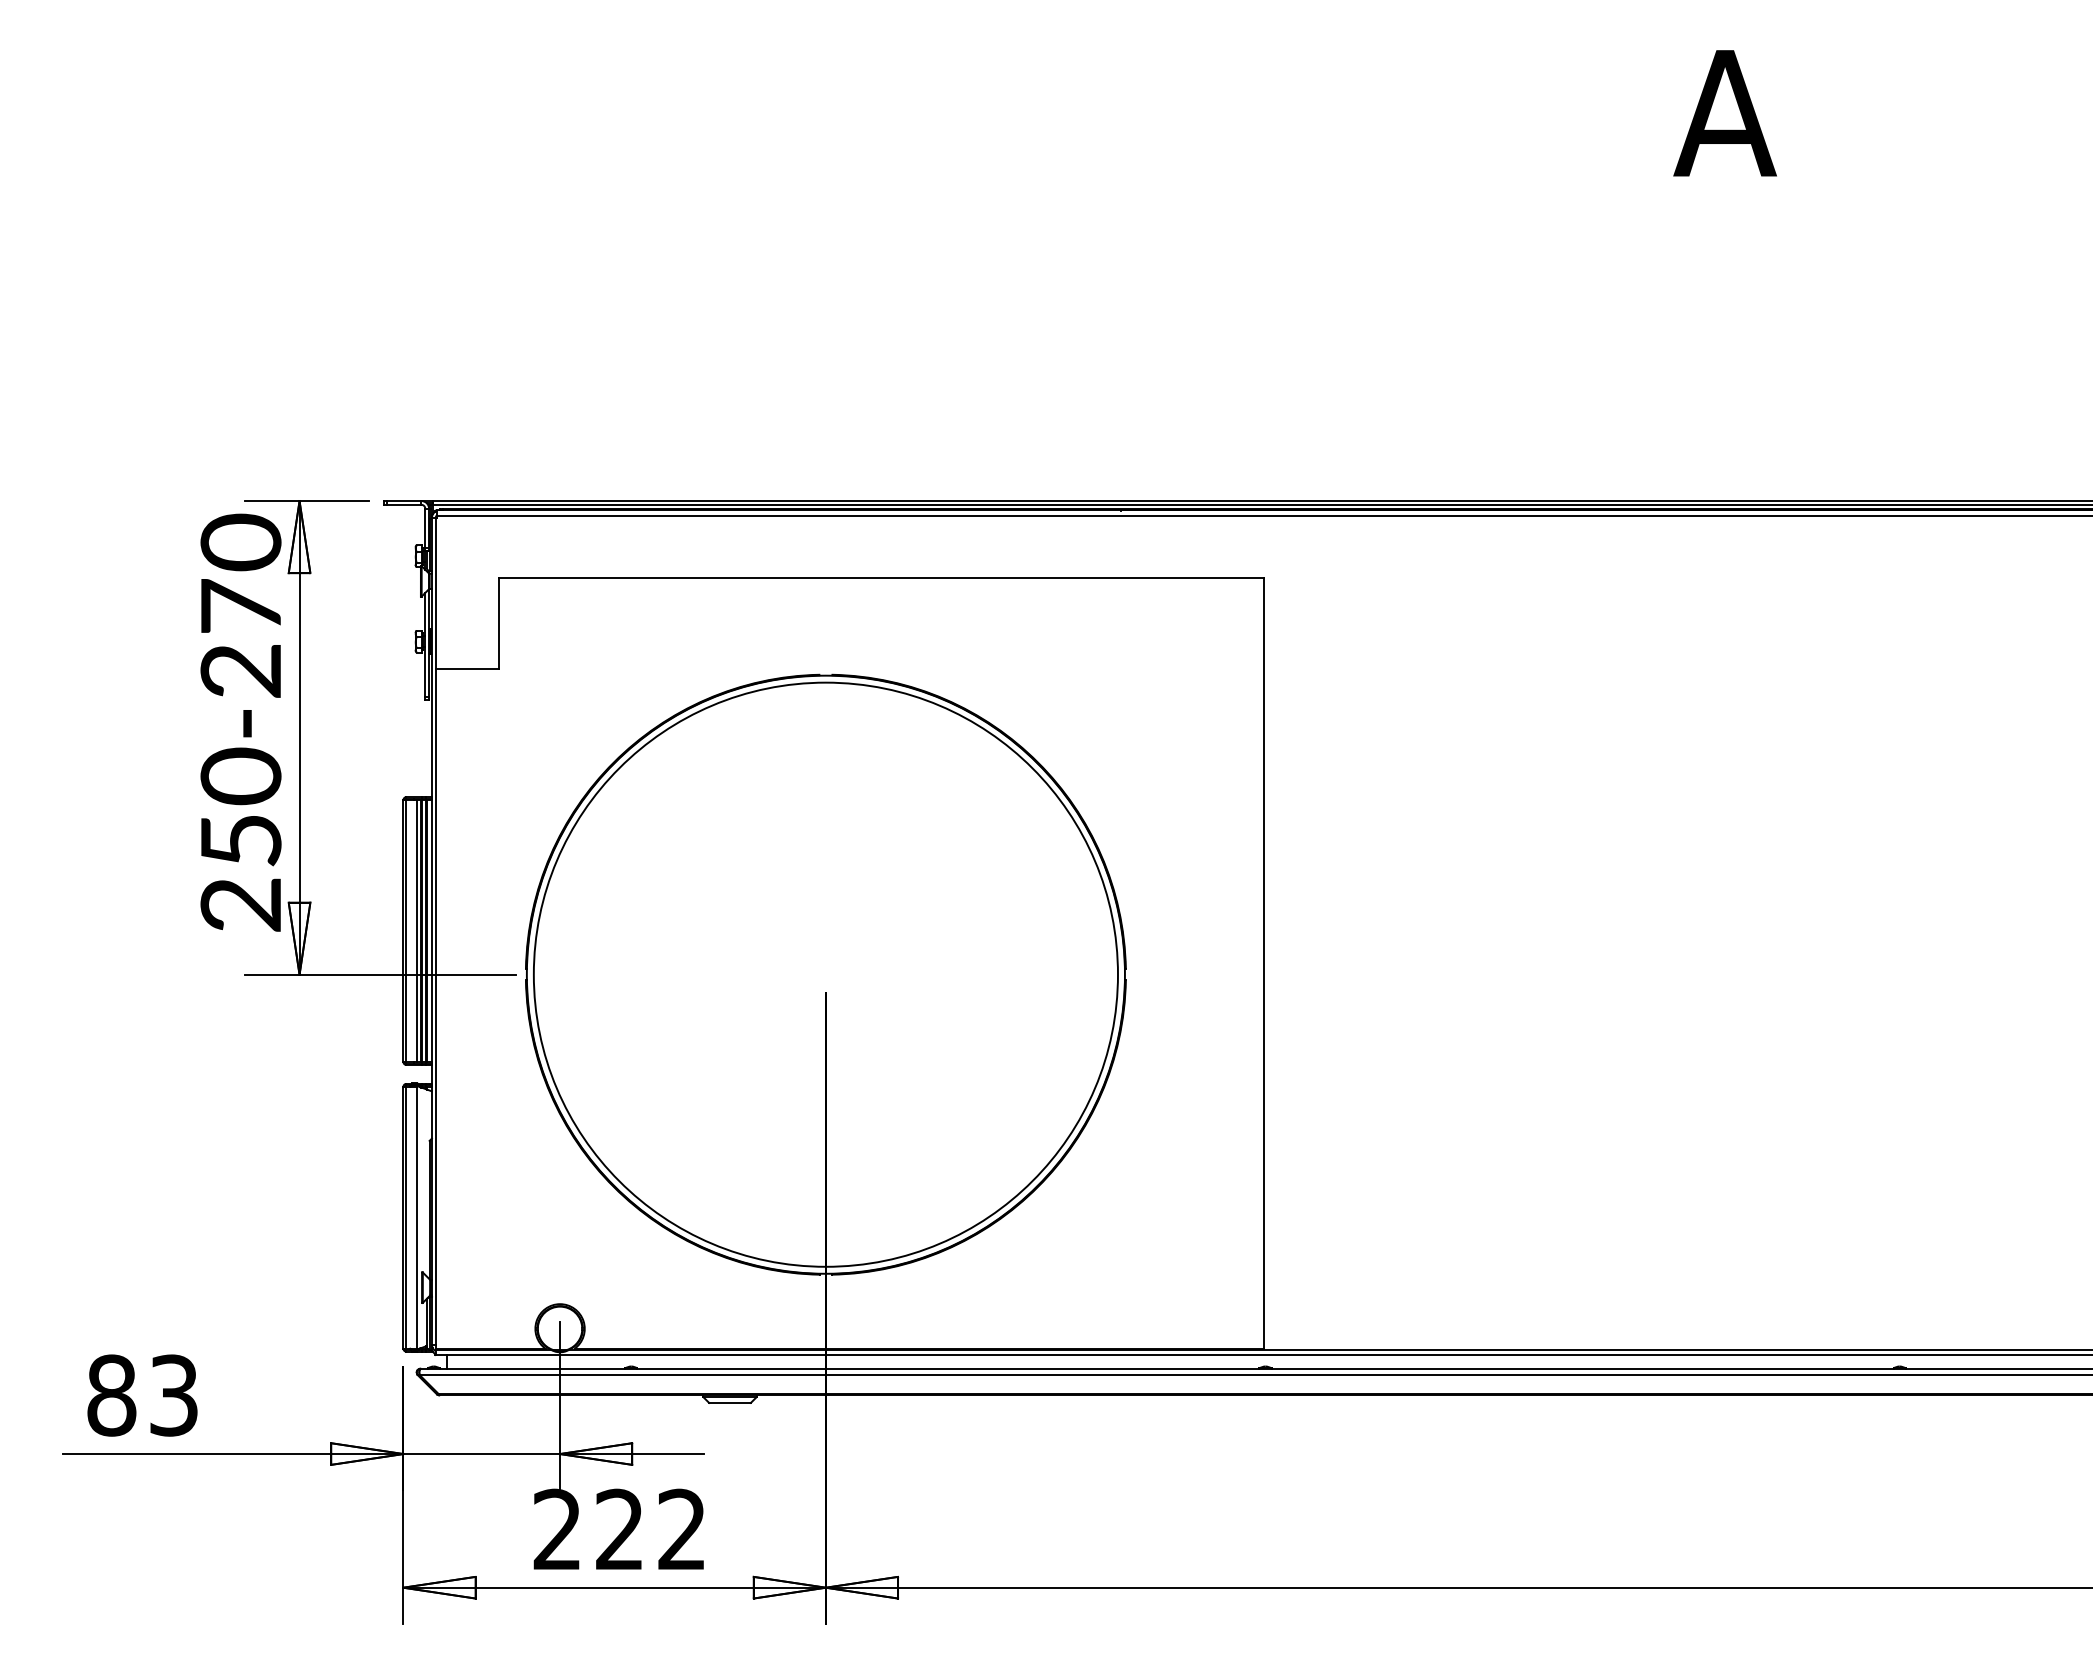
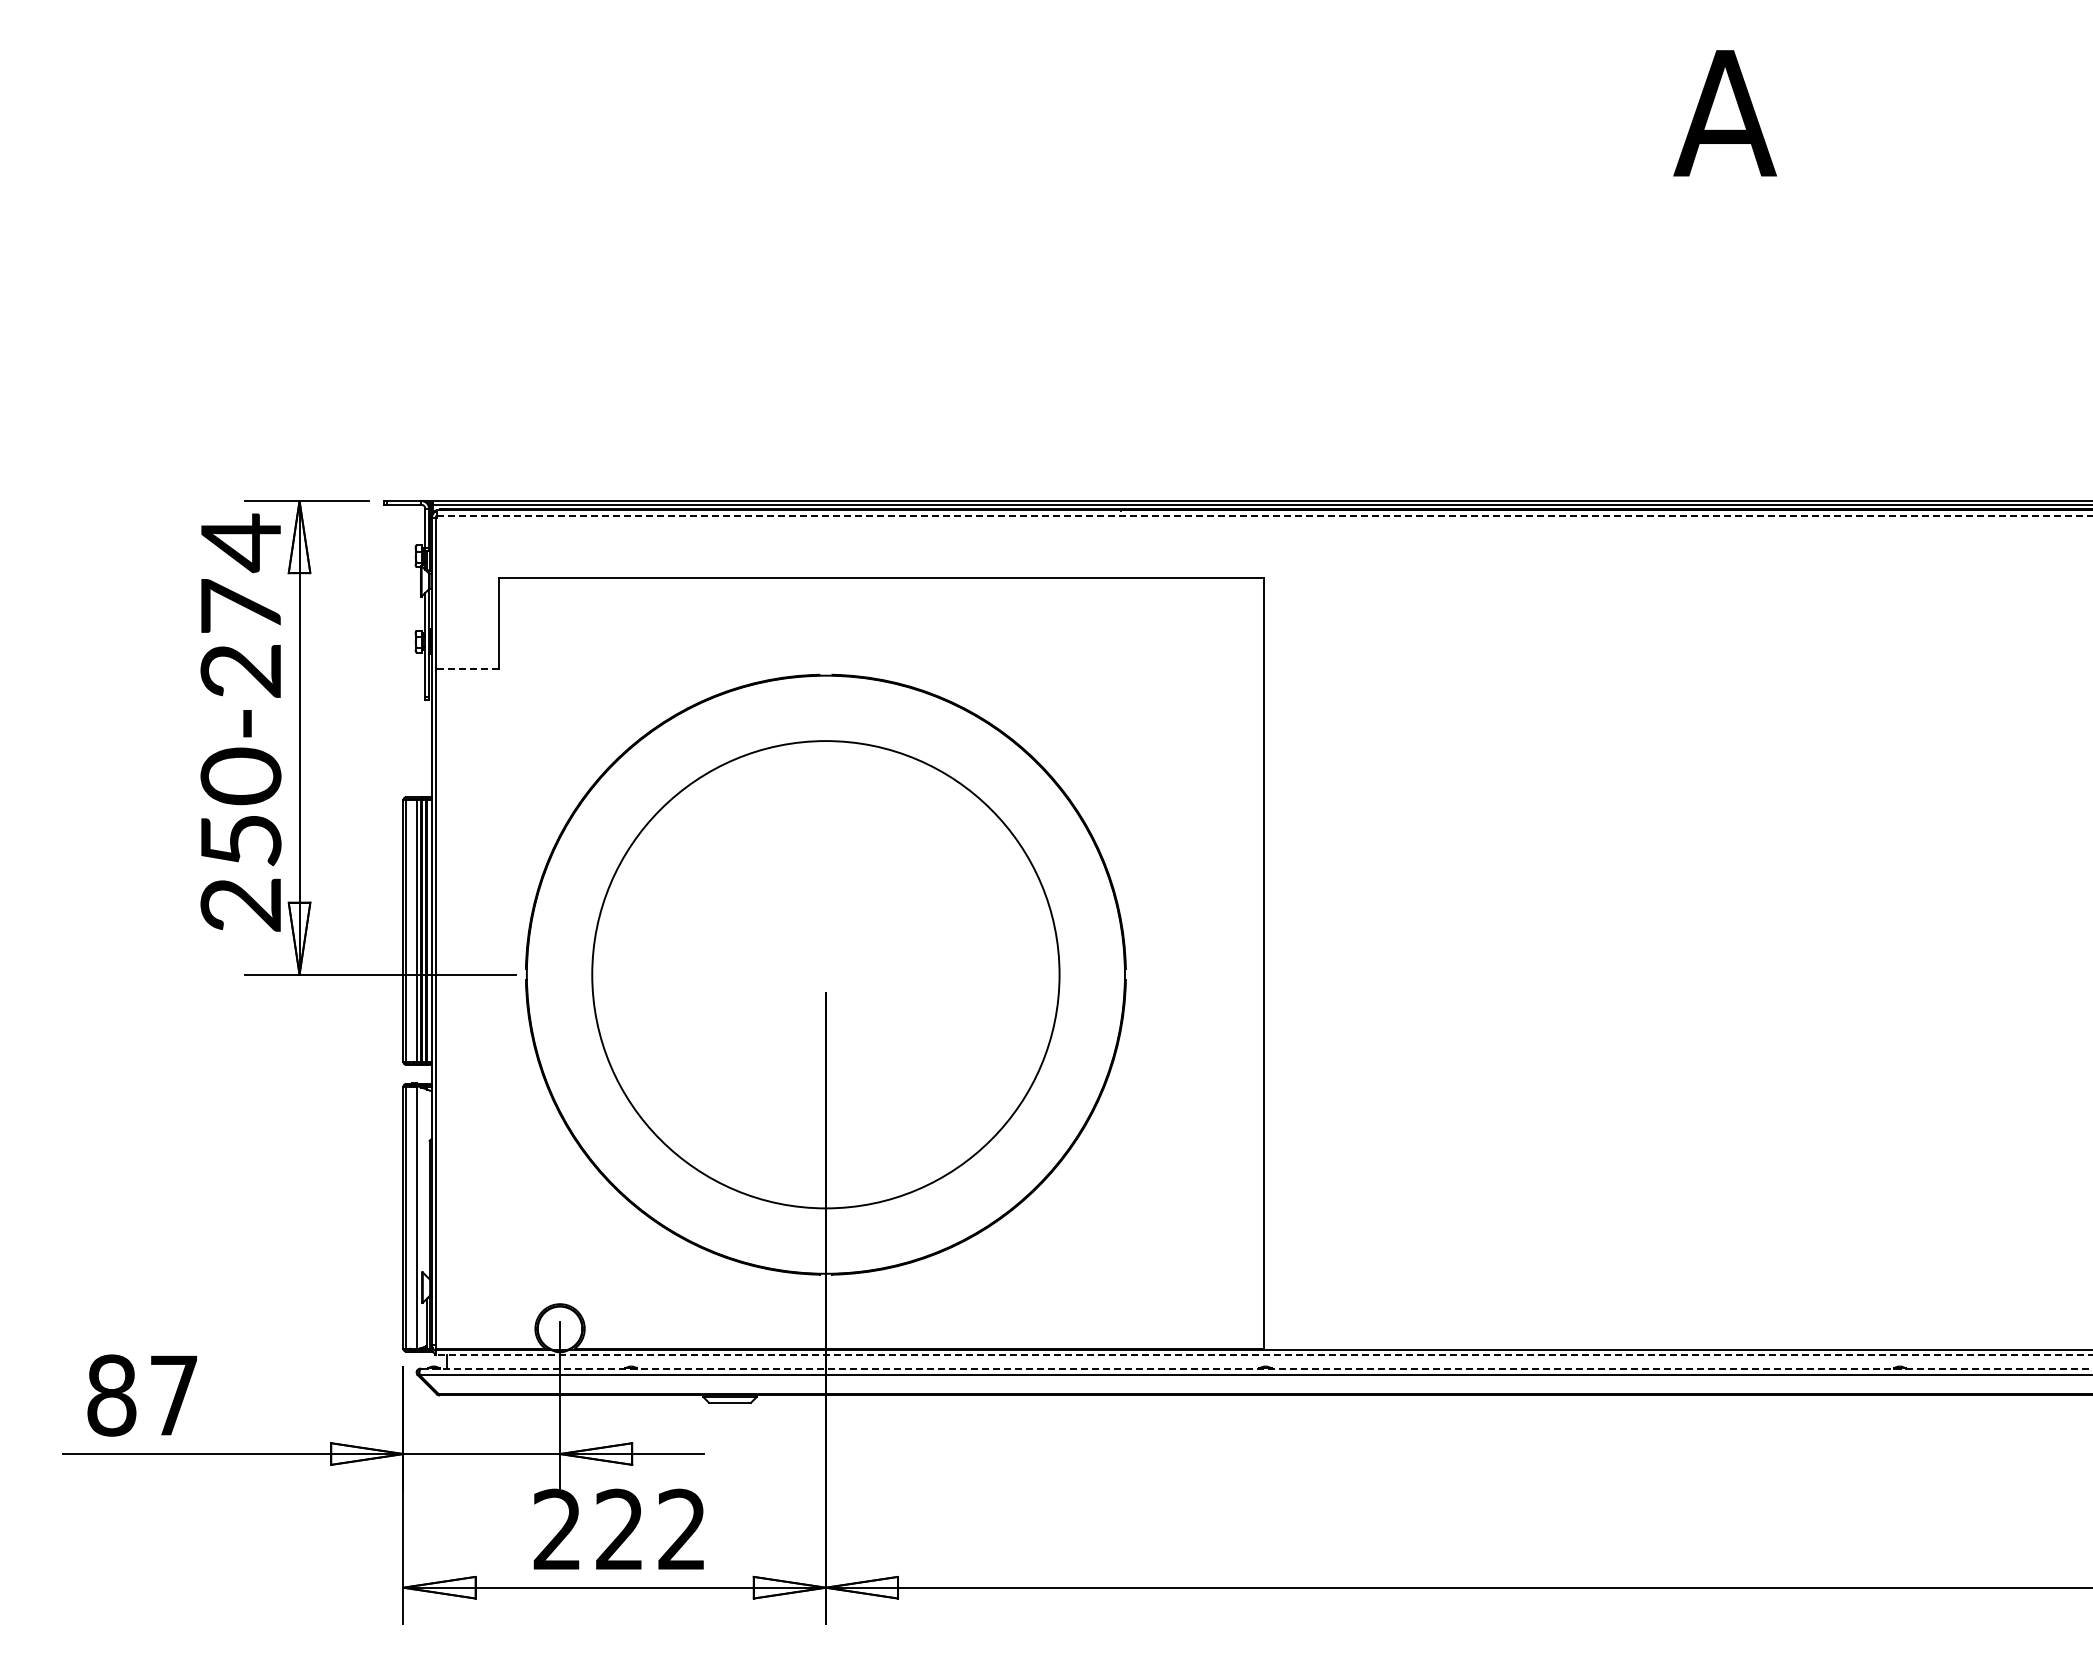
line: solid -> dashed (1264, 516)
text: 250-270 -> 250-274 (240, 543)
line: solid -> dashed (467, 669)
circle diameter: 584 px -> 467 px (825, 974)
line: solid -> dashed (1263, 1355)
line: solid -> dashed (1257, 1368)
text: 83 -> 87 (173, 1395)
